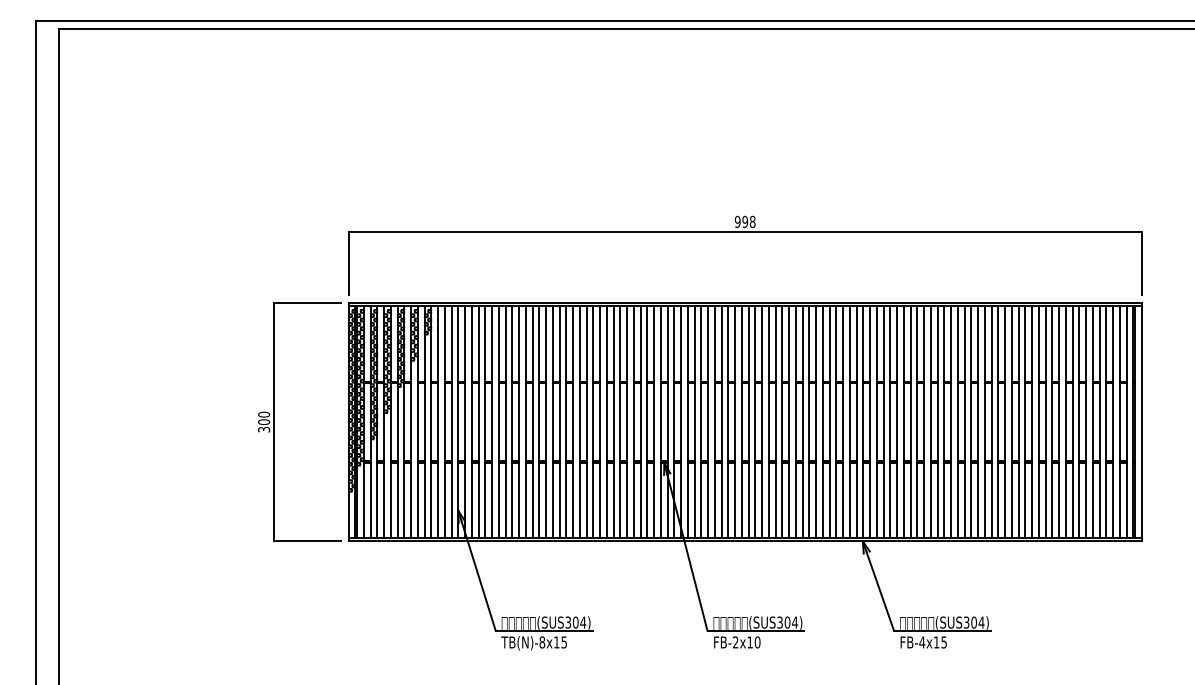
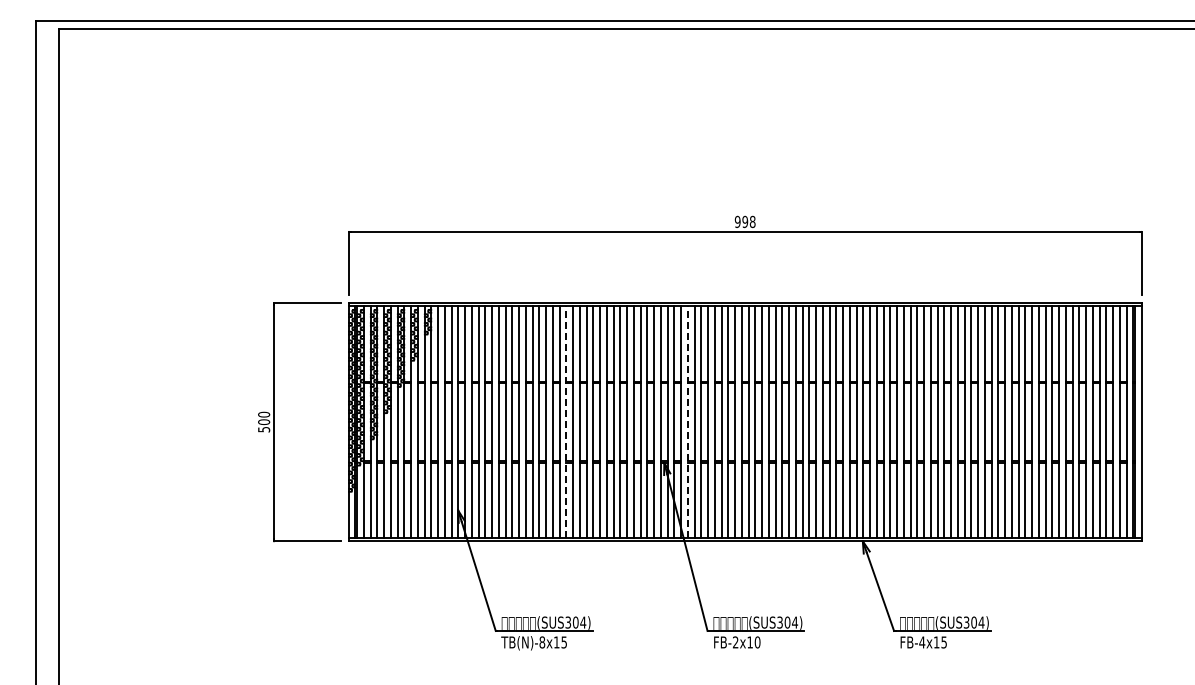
line: solid -> dashed (566, 422)
line: solid -> dashed (687, 422)
text: 300 -> 500 (263, 429)
